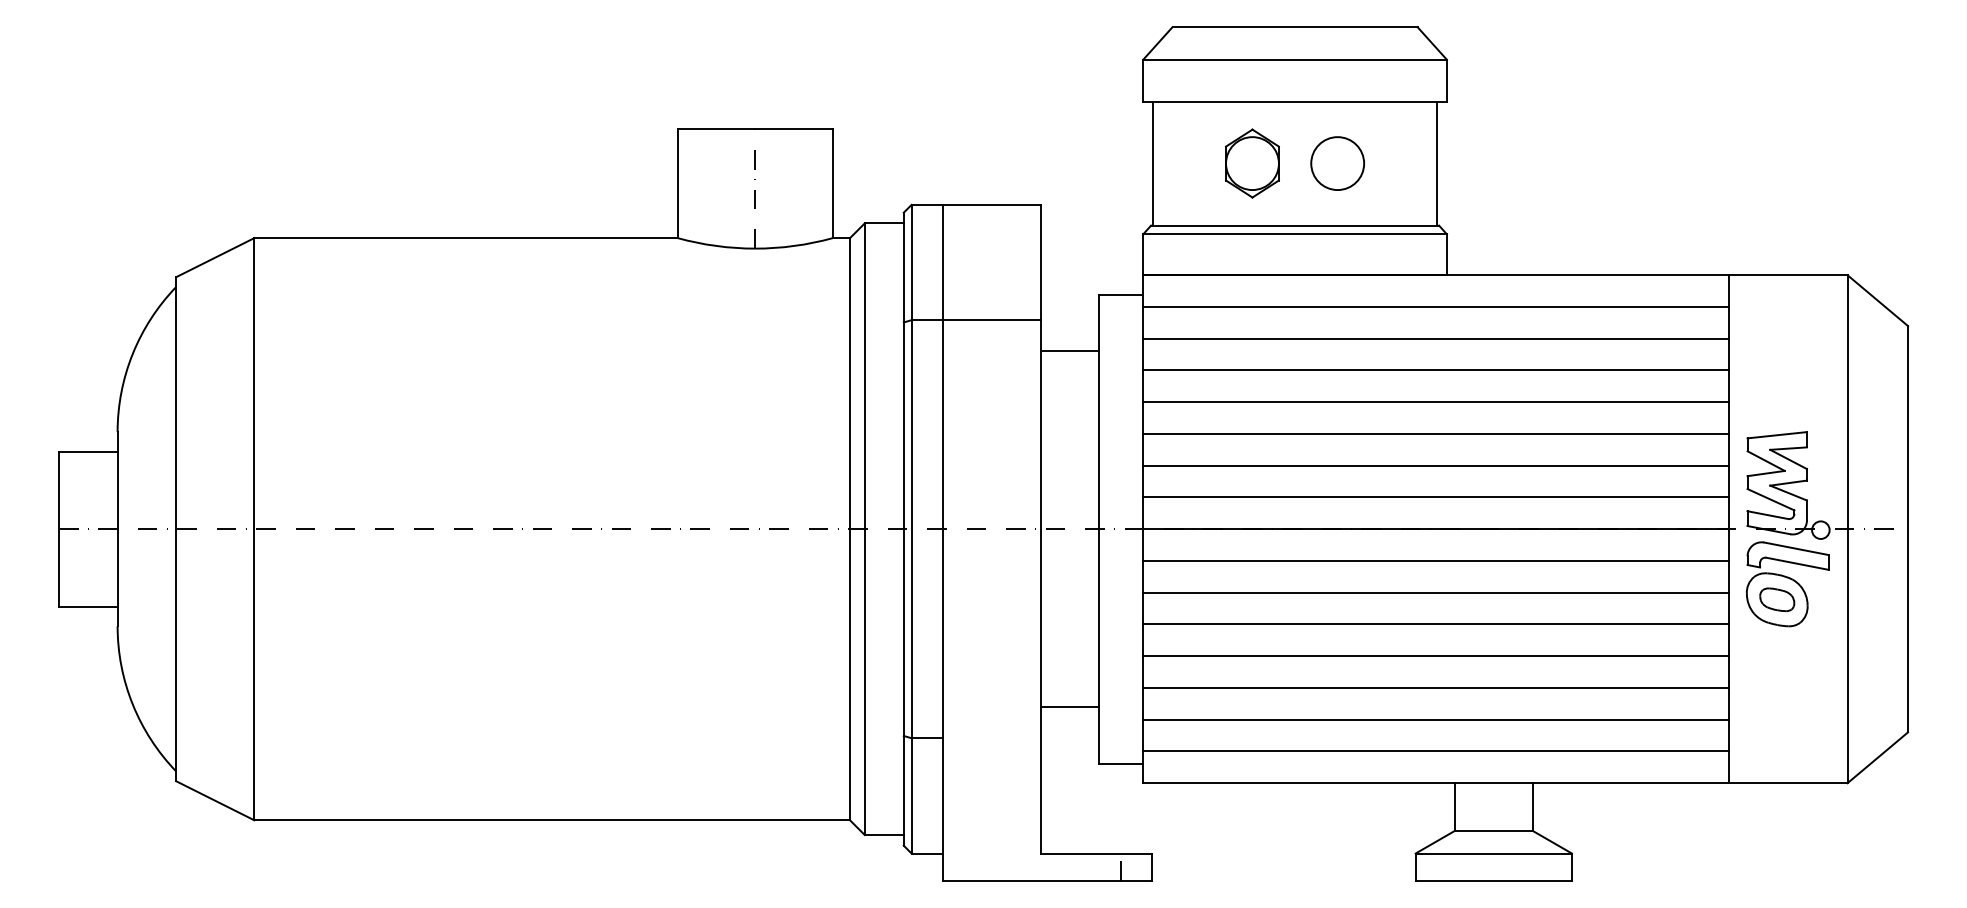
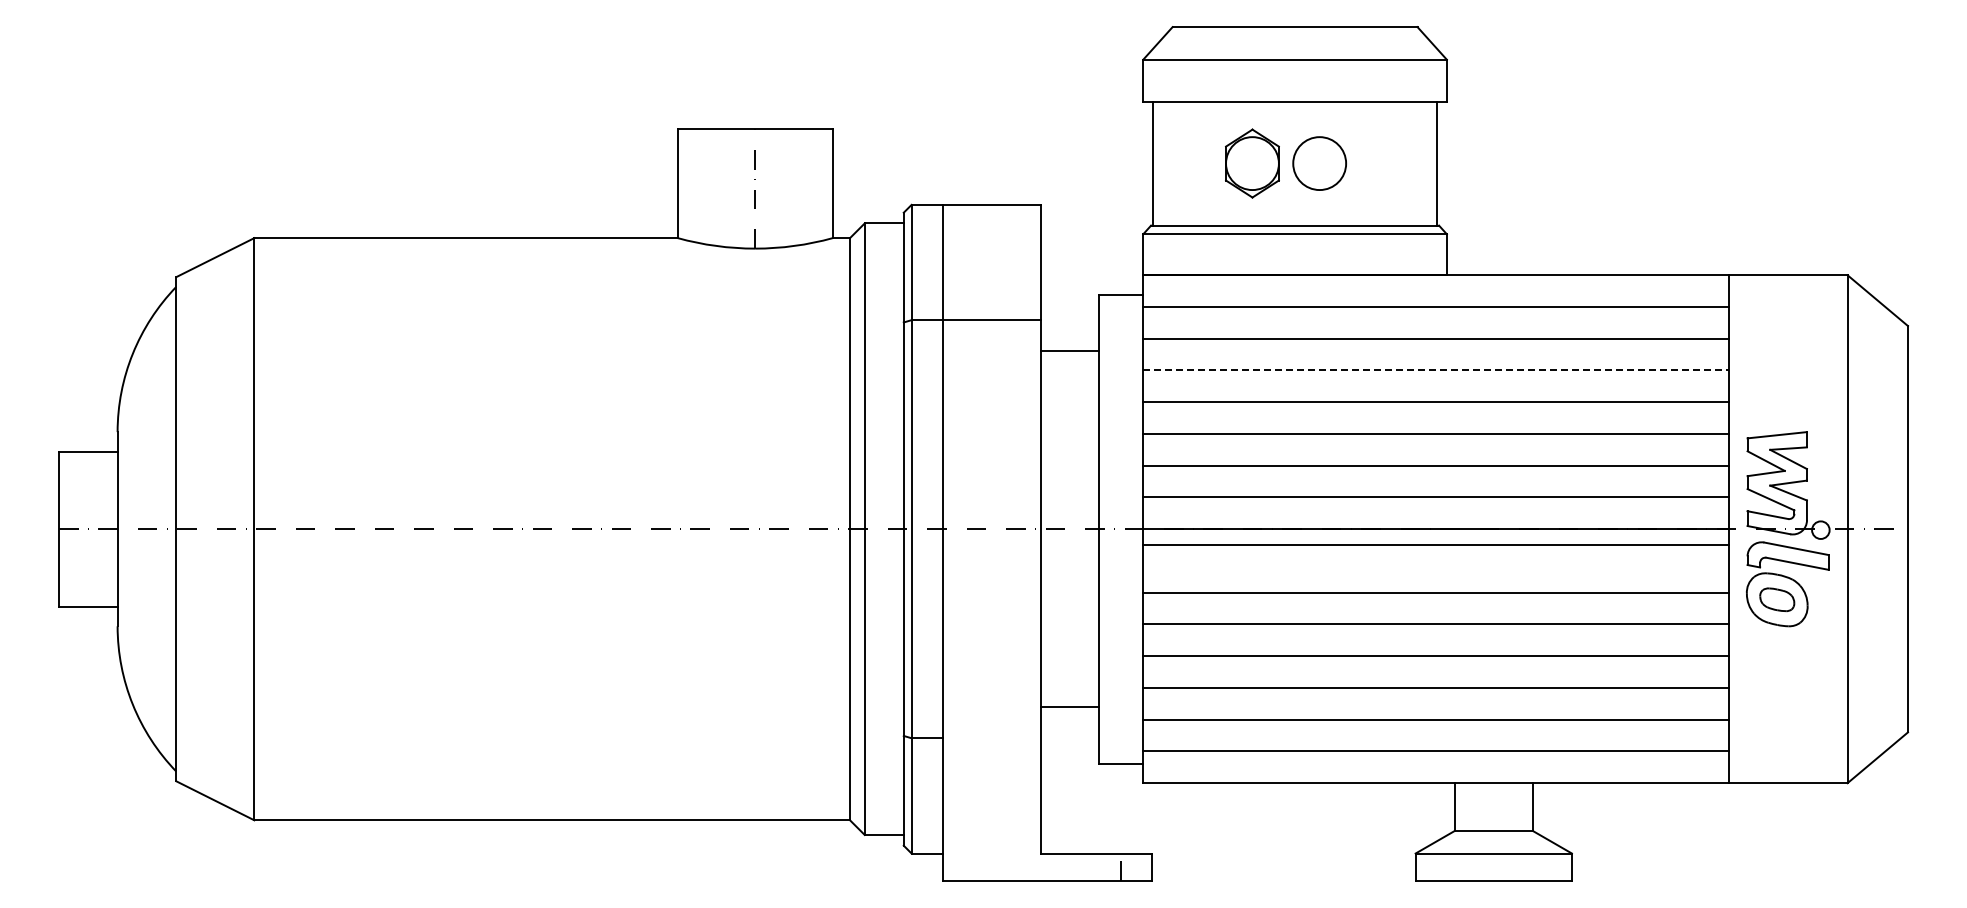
circle position: (1337, 163) -> (1319, 163) (1319, 163)
line: solid -> dashed (1435, 370)
line position: (1435, 560) -> (1435, 544) (1435, 544)
